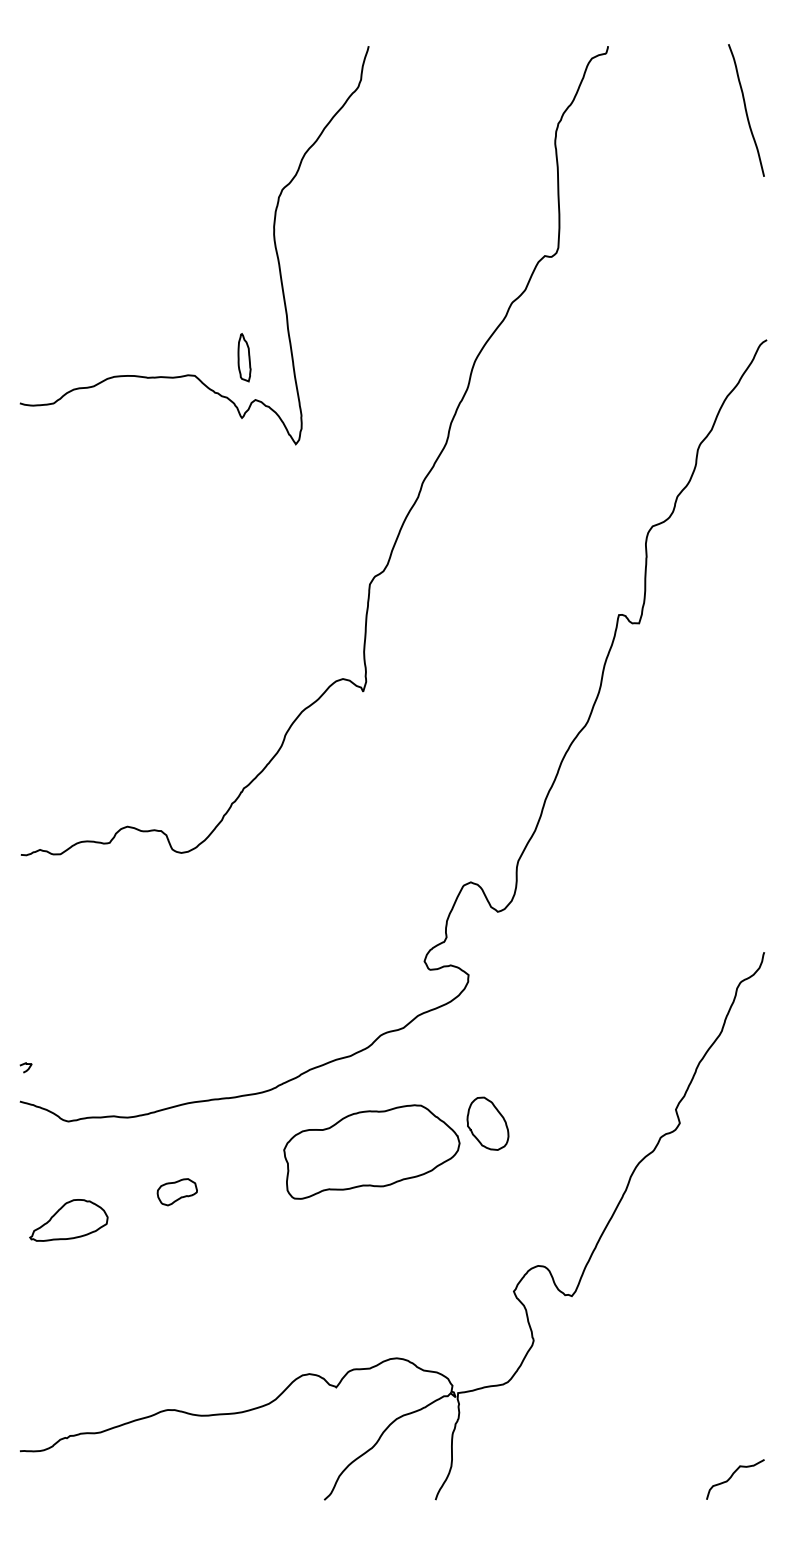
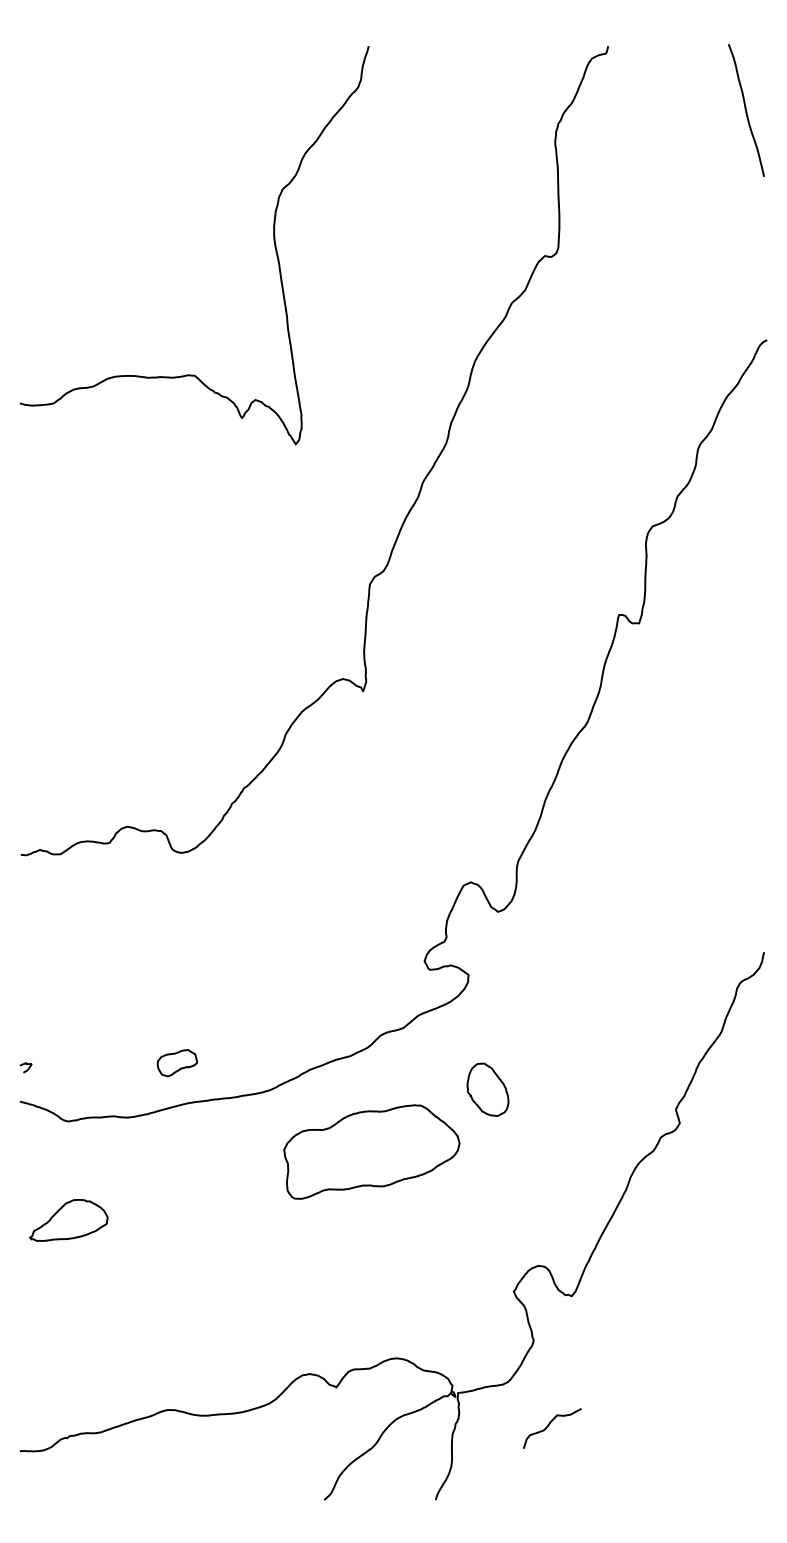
part: present -> none (244, 357)
part position: (487, 1123) -> (487, 1089) (487, 1089)
part position: (176, 1192) -> (176, 1063) (176, 1063)
curve position: (732, 1476) -> (549, 1425) (549, 1425)
